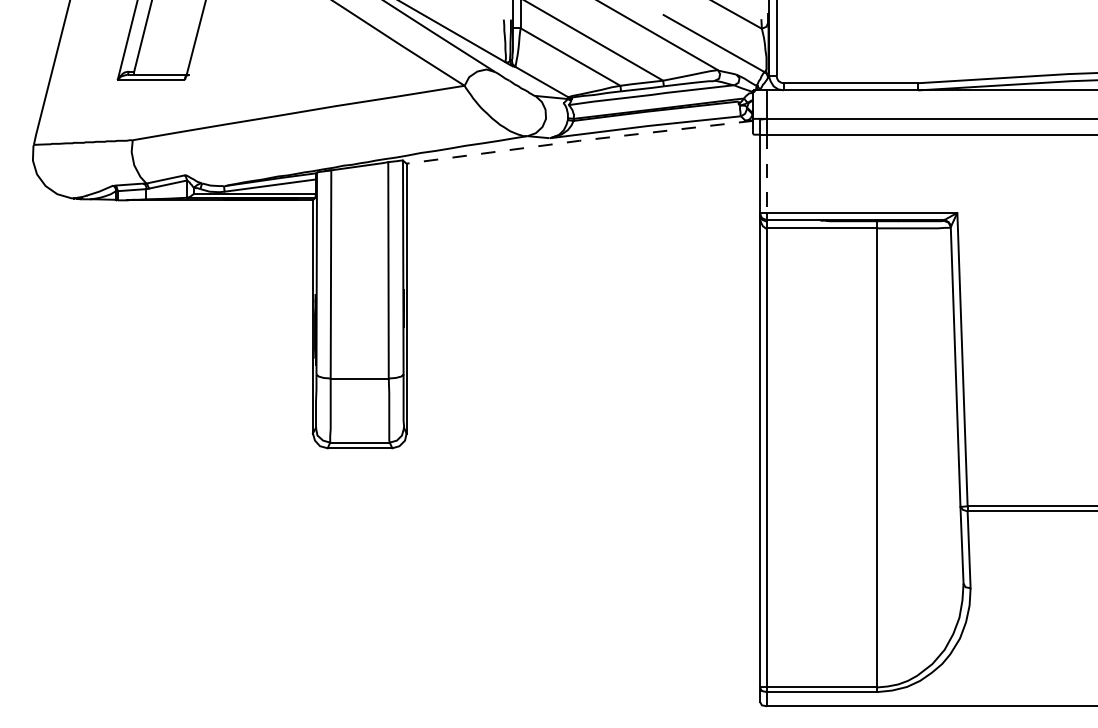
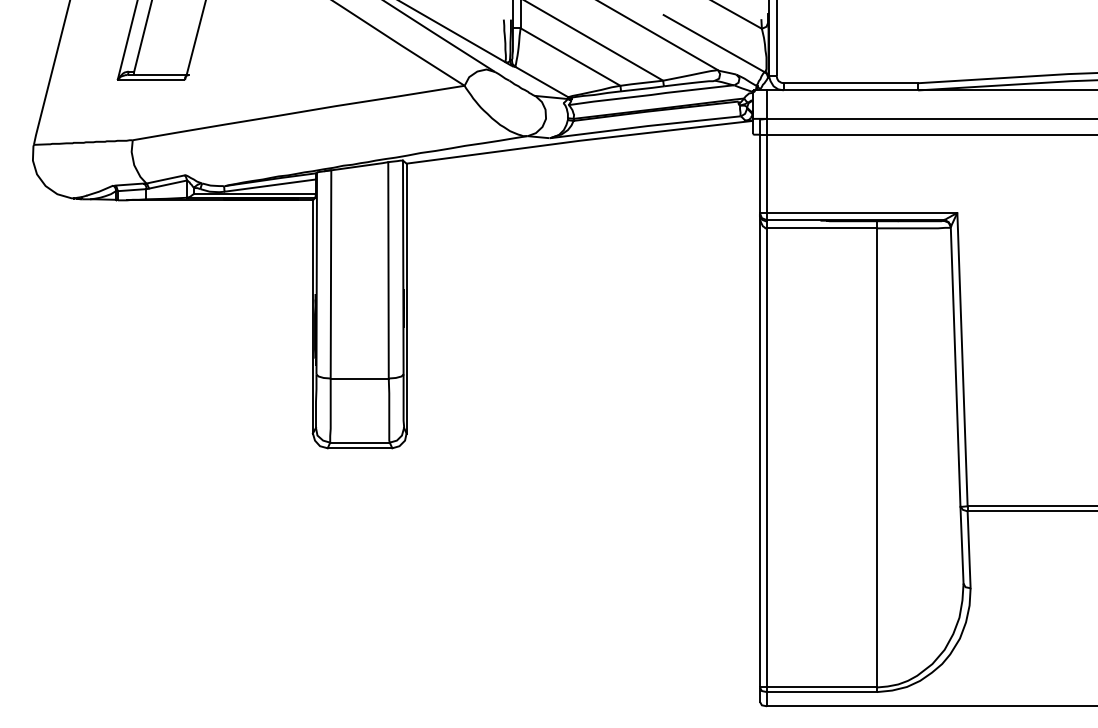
line: dashed -> solid (579, 140)
line: dashed -> solid (766, 174)
